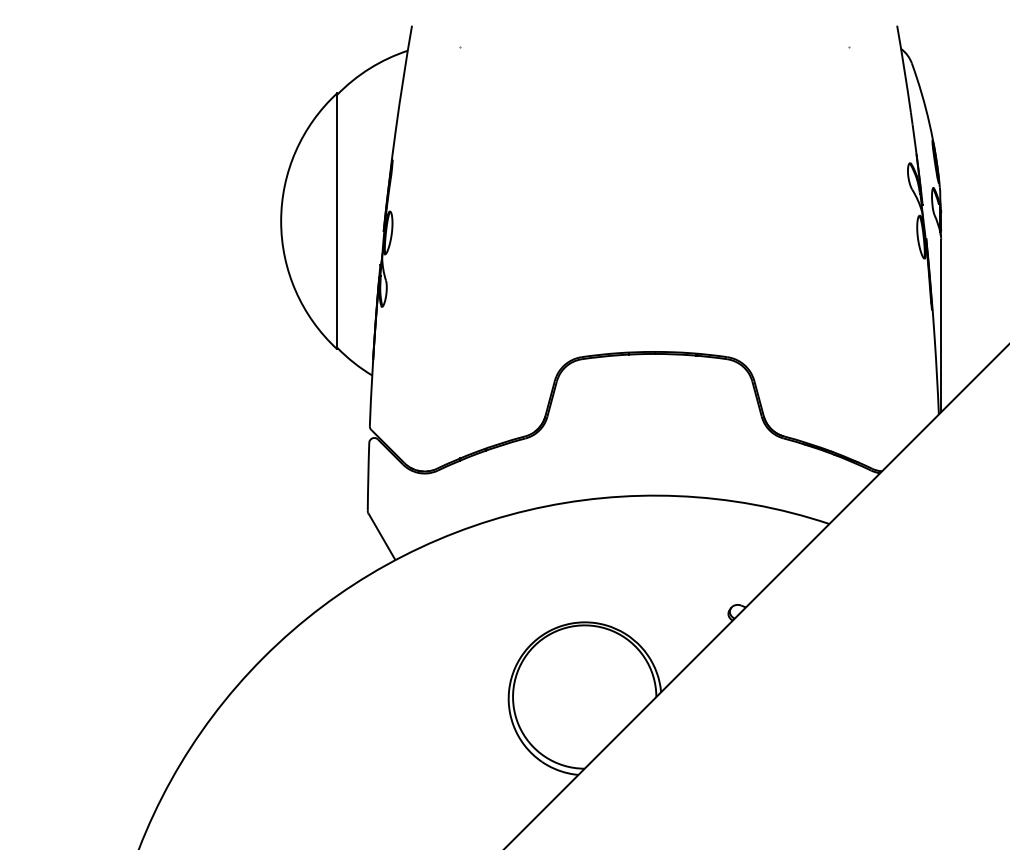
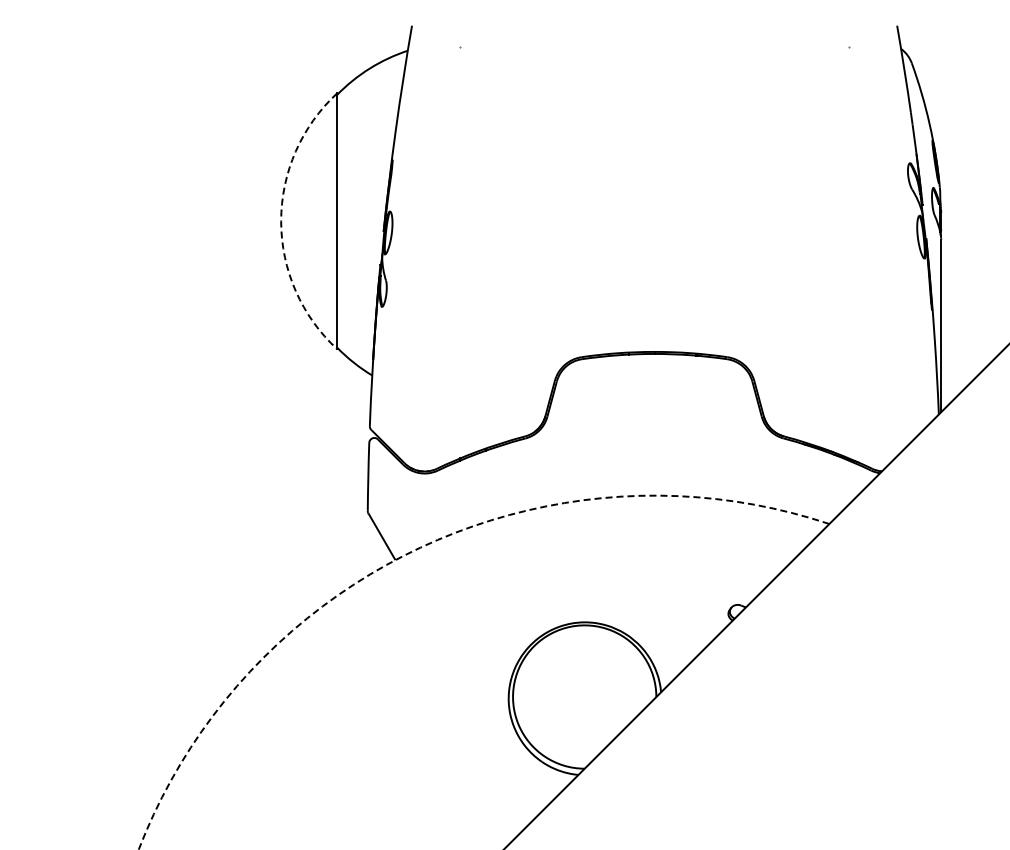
arc: solid -> dashed (281, 221)
arc: solid -> dashed (416, 549)
